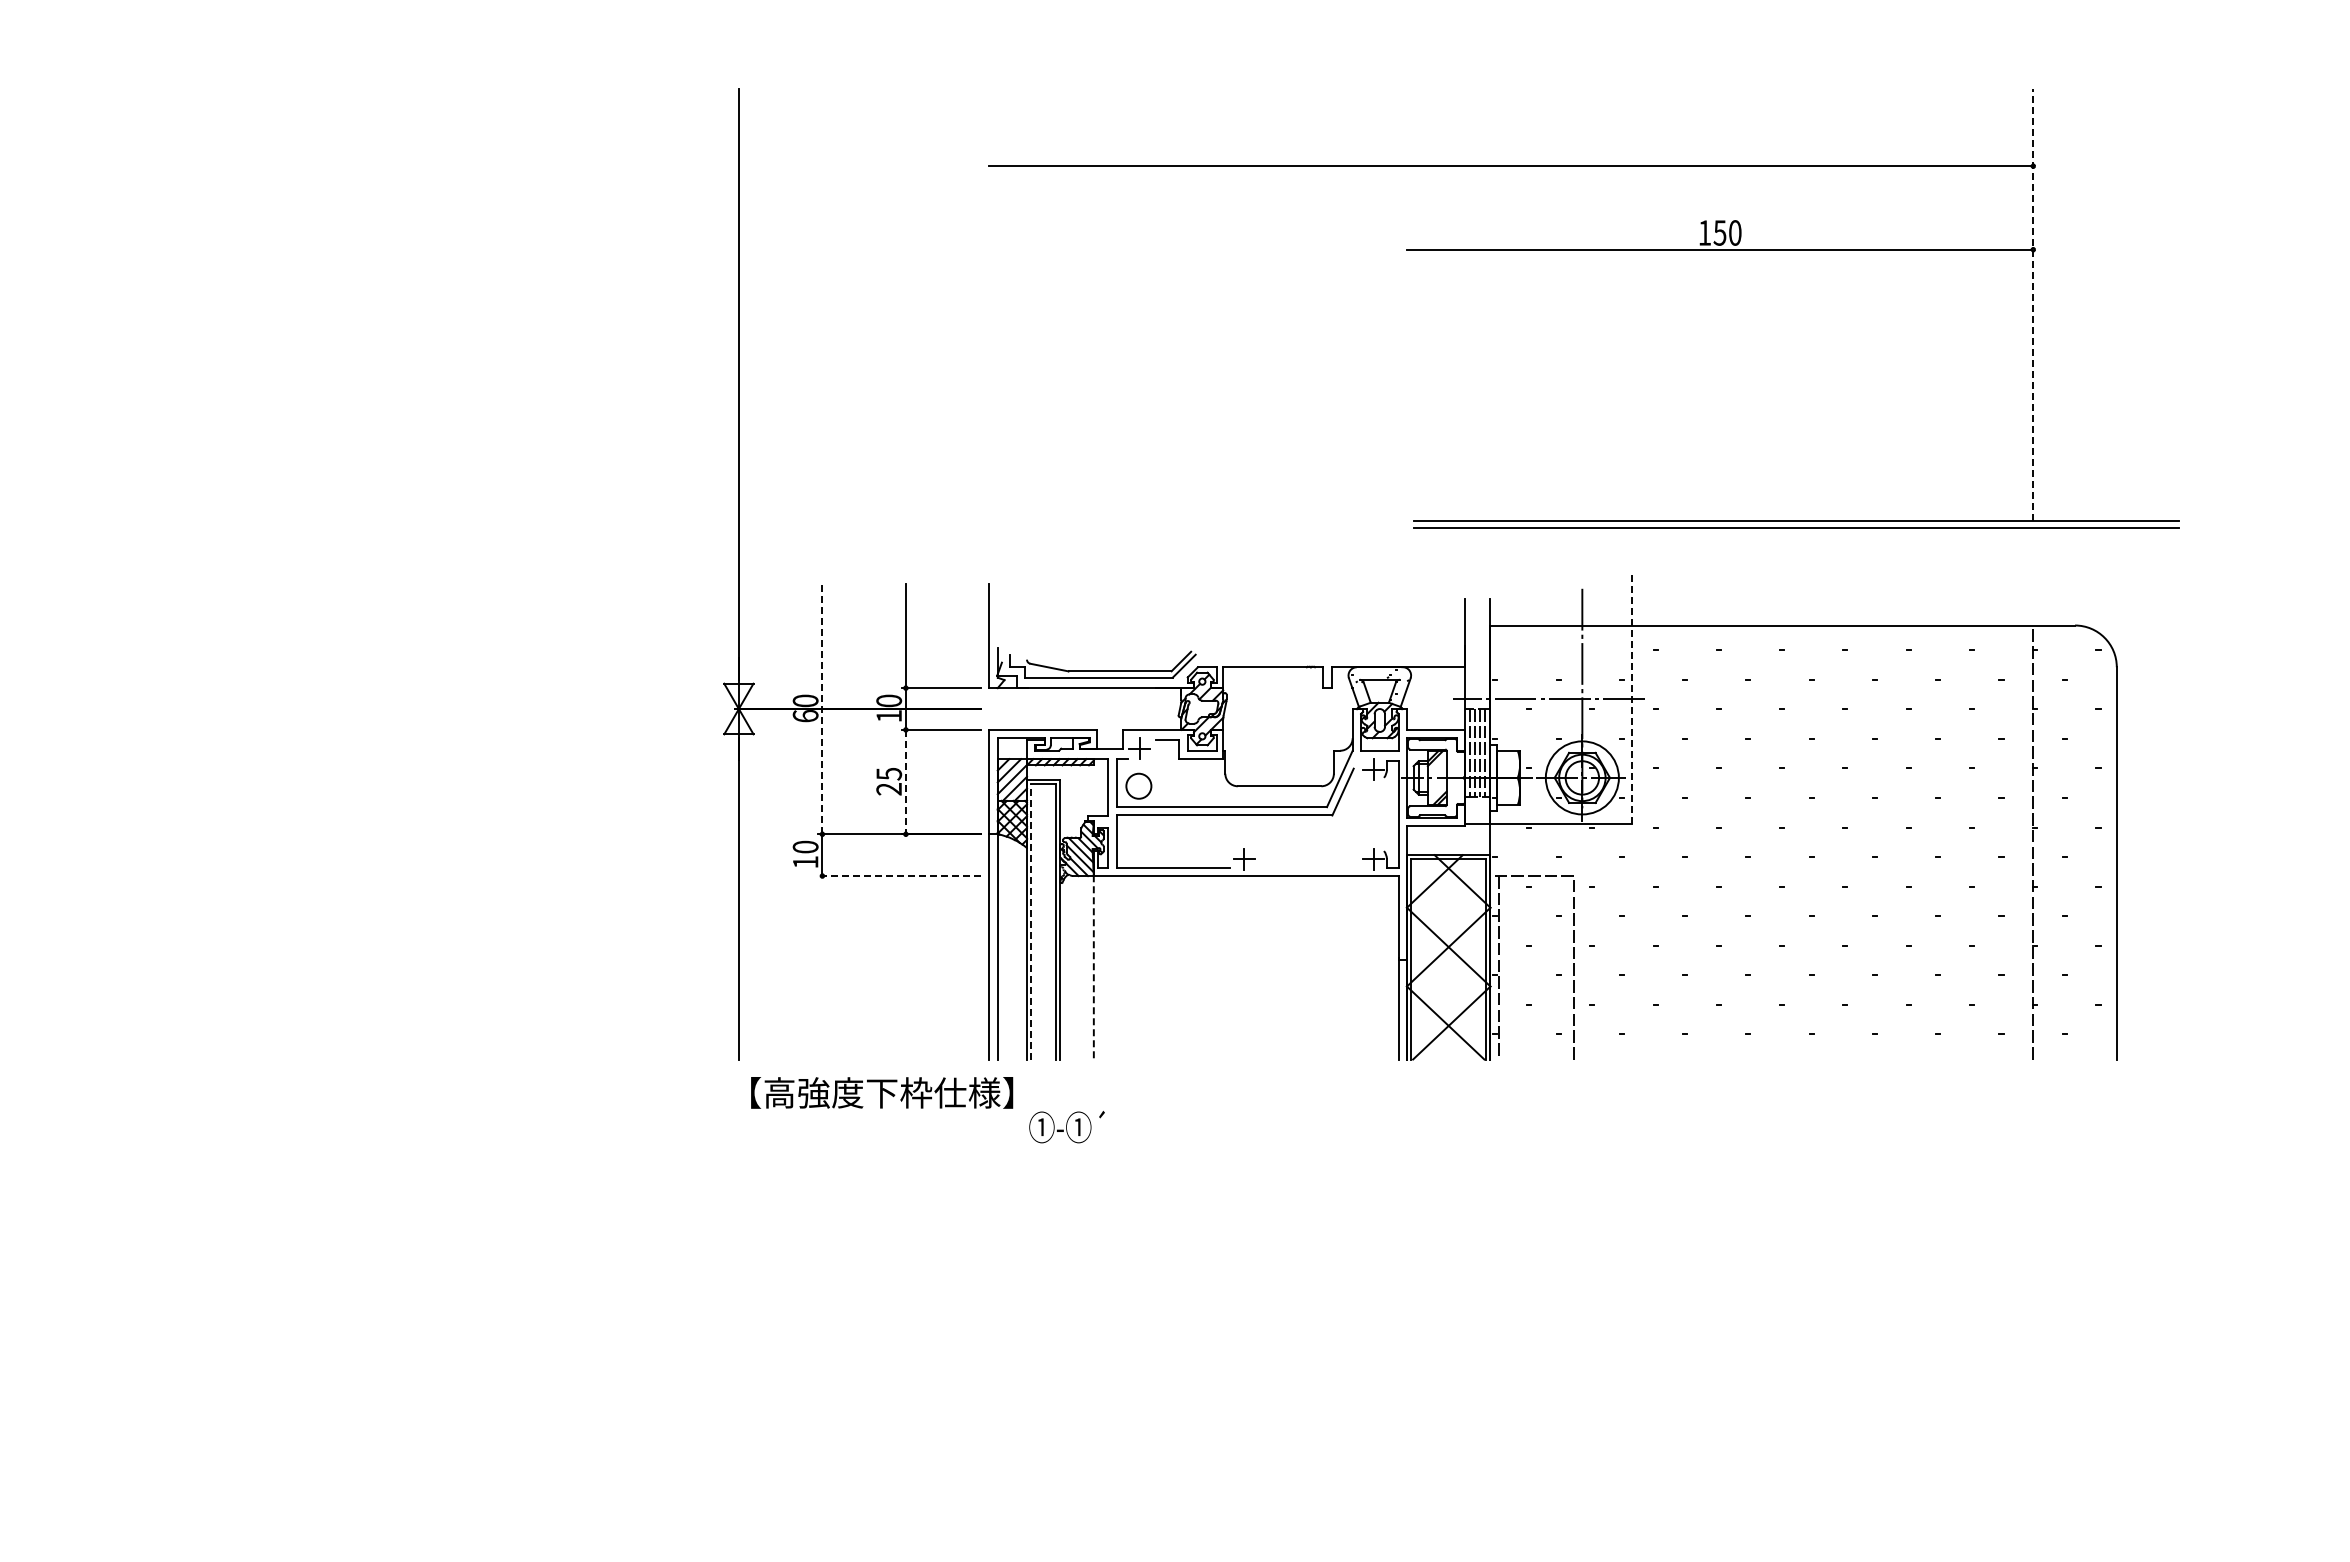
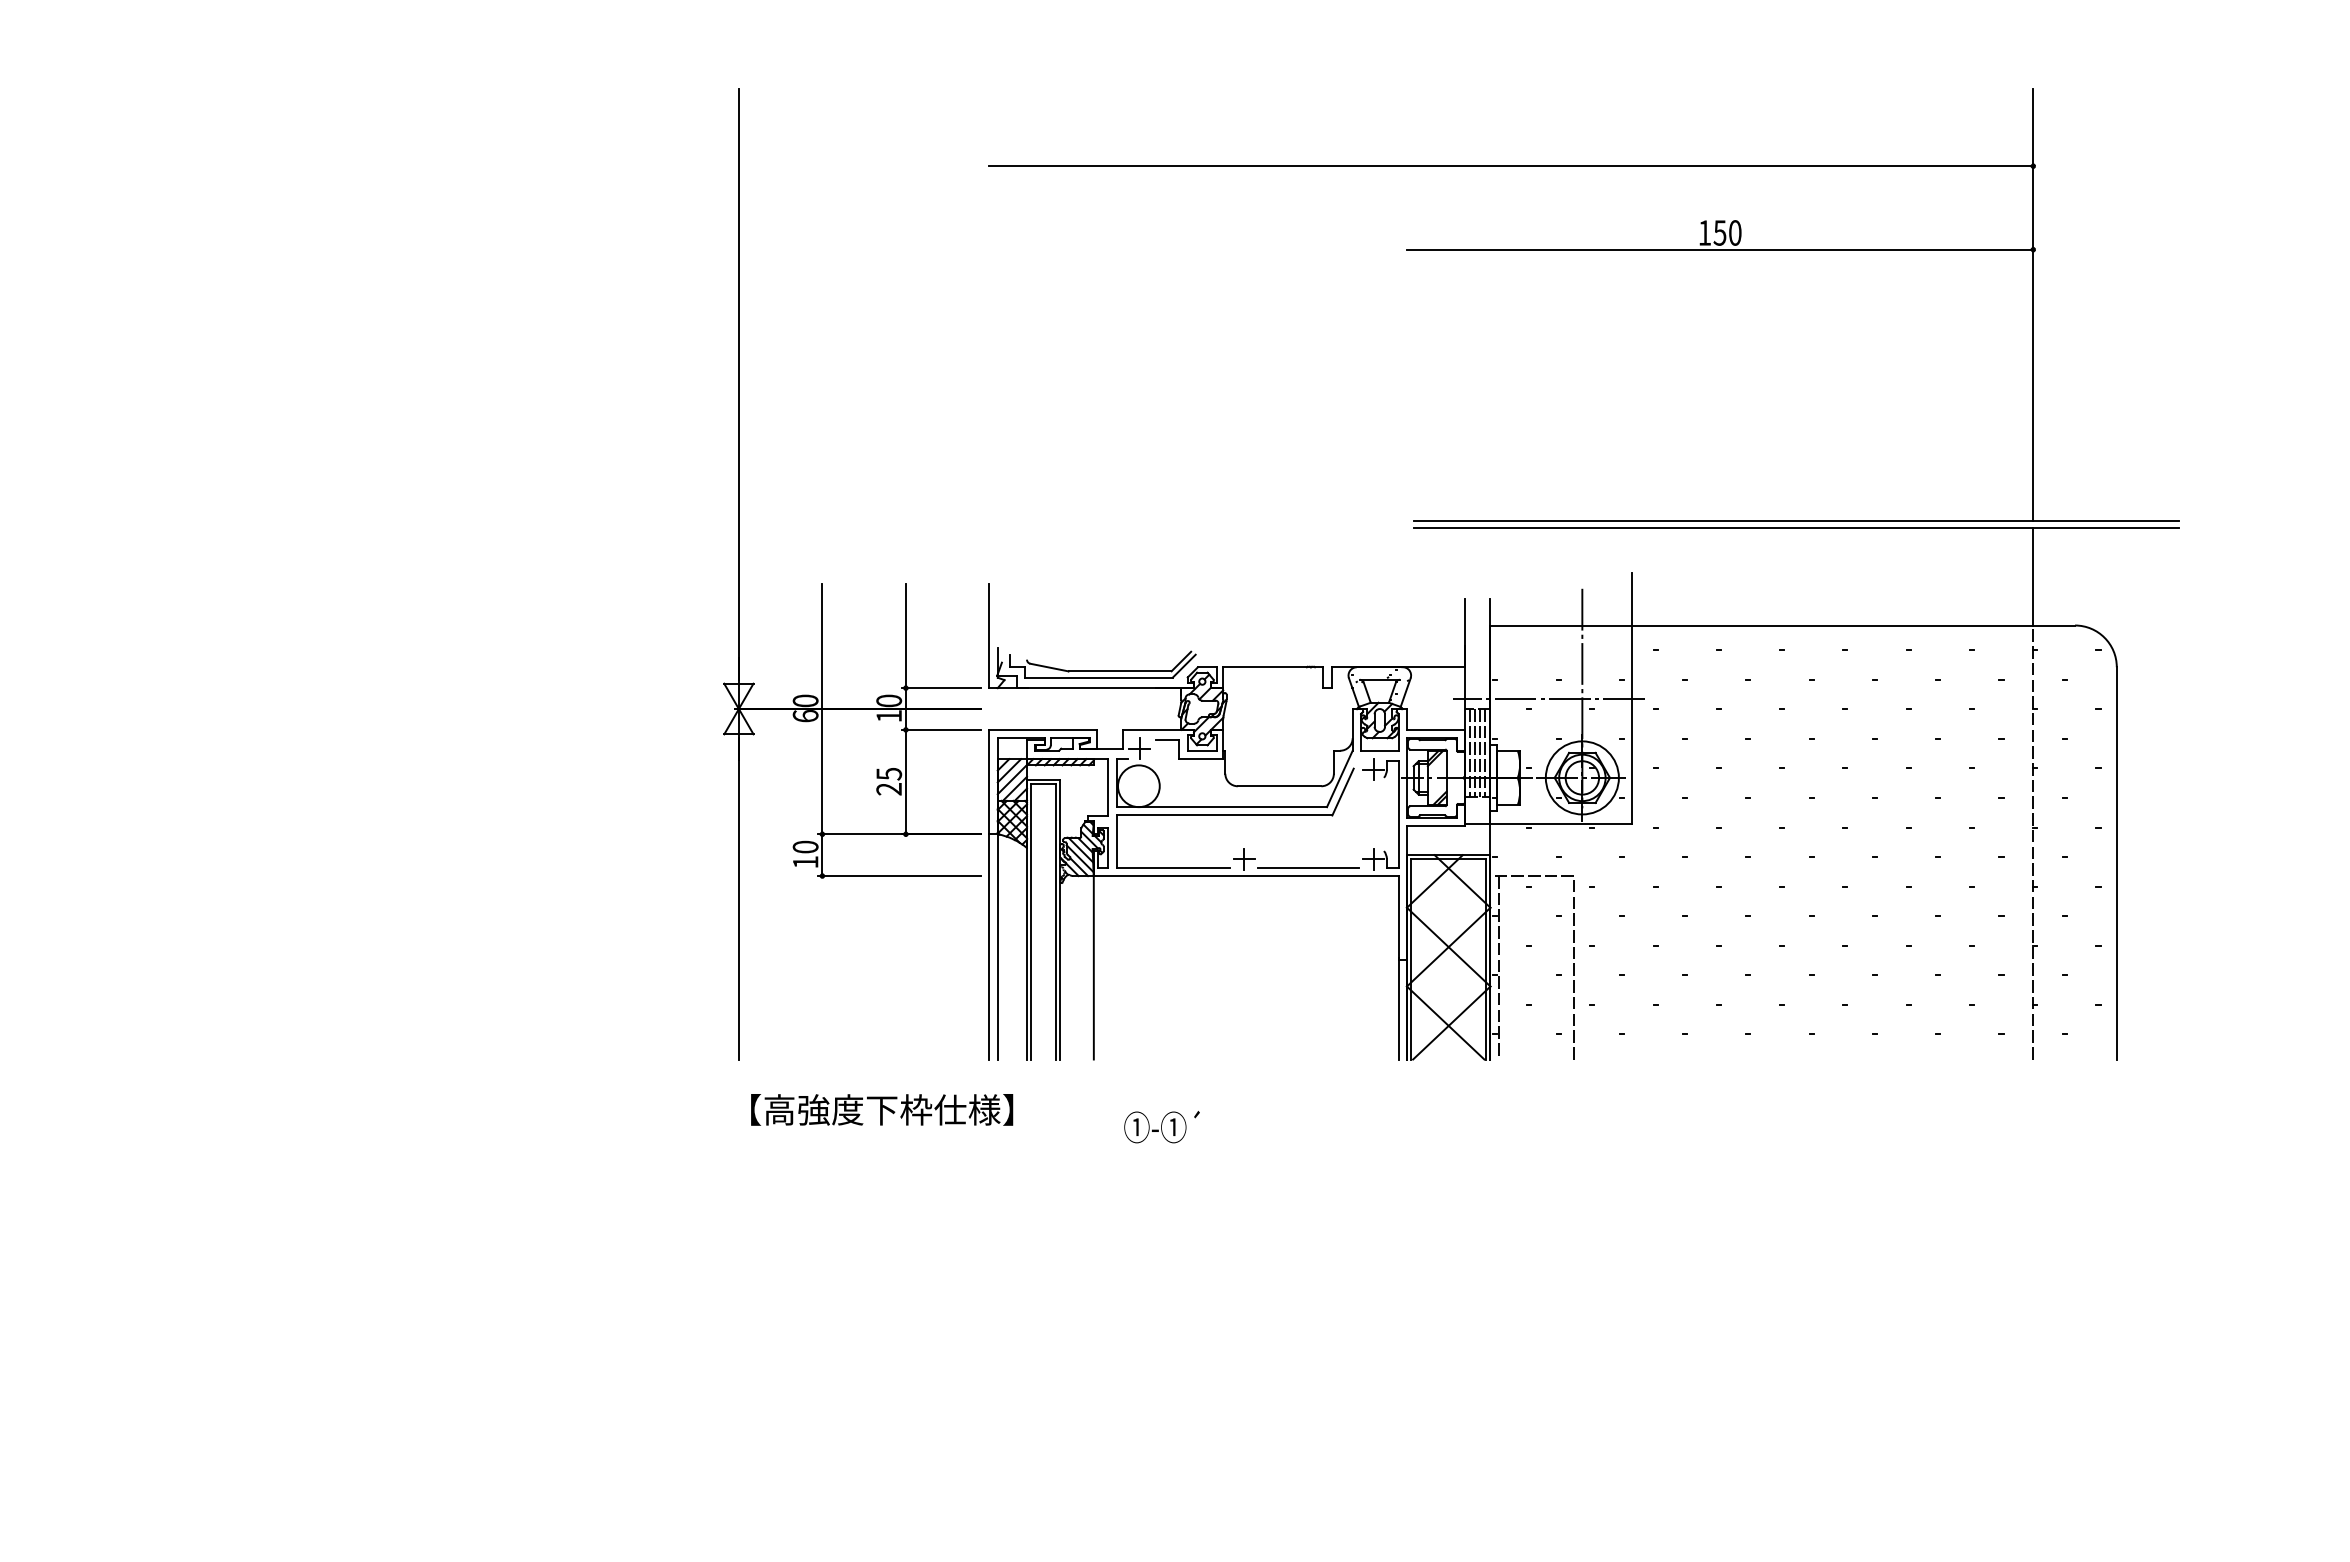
line: dashed -> solid (2033, 304)
line: none -> present (2033, 576)
line: dashed -> solid (1632, 698)
line: dashed -> solid (822, 708)
line: dashed -> solid (905, 782)
circle diameter: 25 px -> 42 px (1138, 786)
line: none -> present (1308, 867)
line: dashed -> solid (899, 876)
line: dashed -> solid (1031, 921)
line: dashed -> solid (1093, 961)
text position: (882, 1092) -> (882, 1109) (882, 1109)
text position: (1066, 1127) -> (1161, 1127) (1161, 1127)
